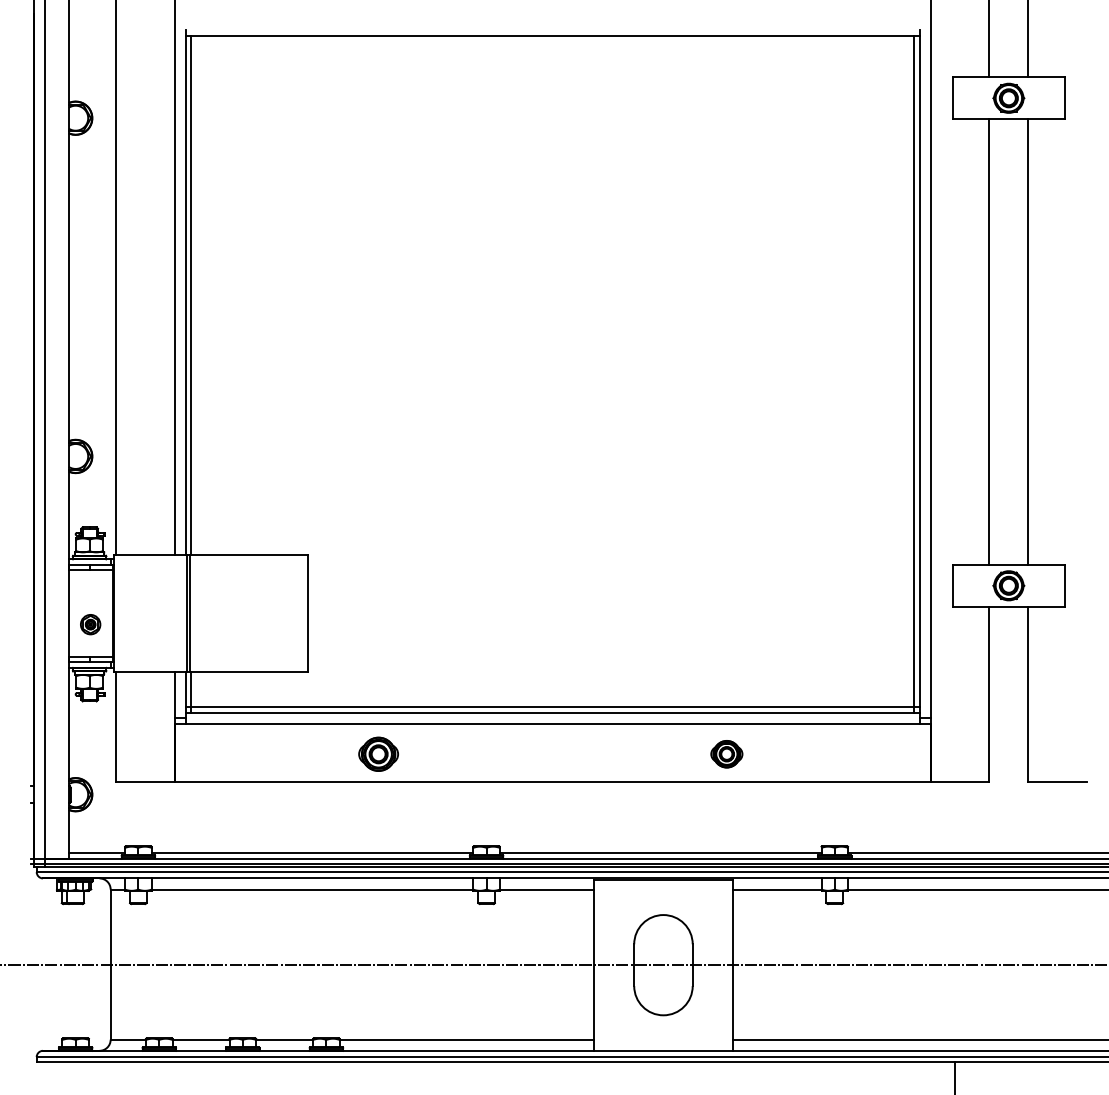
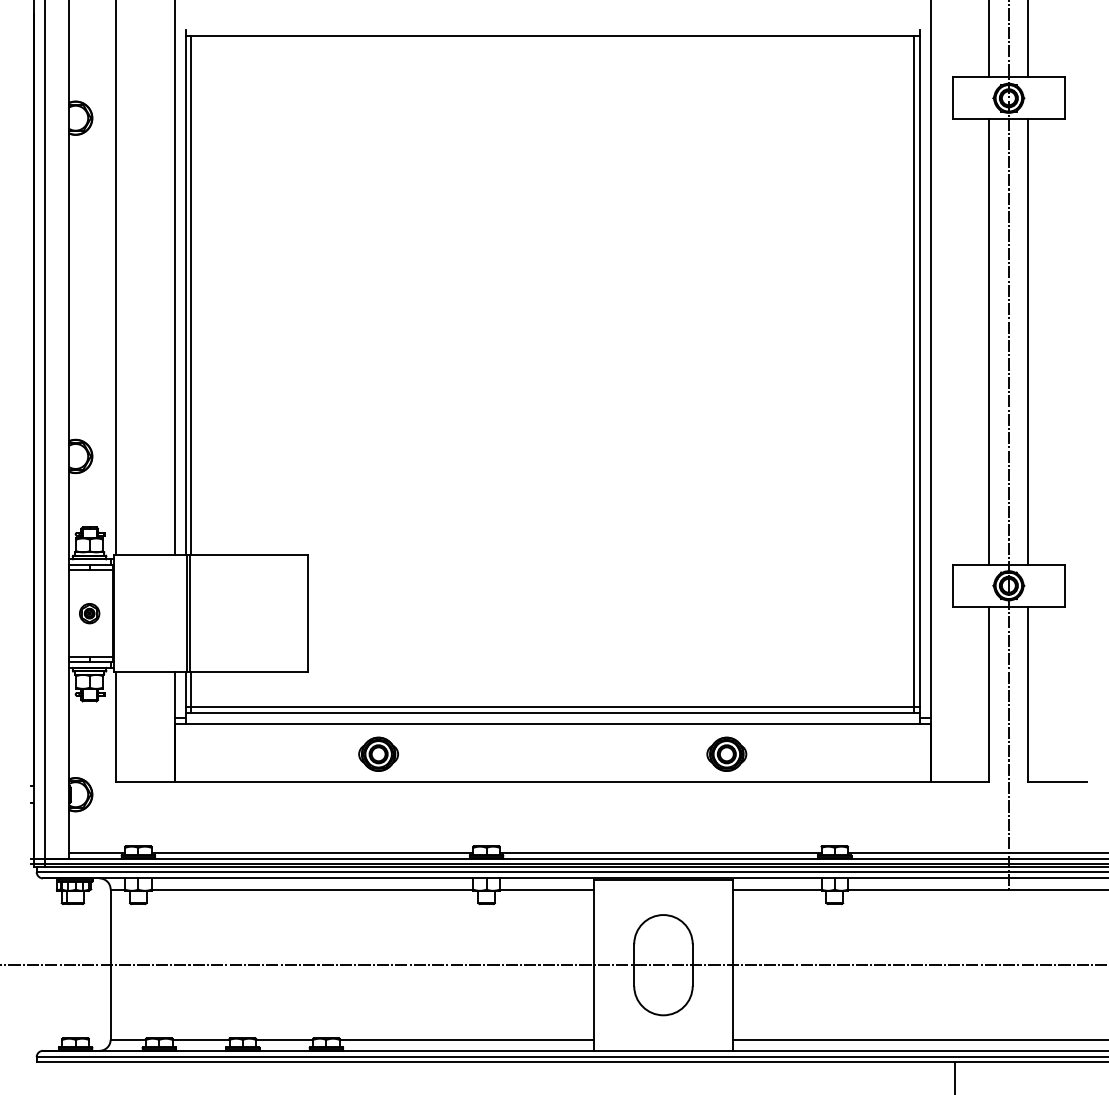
line: none -> present (1009, 445)
part position: (90, 624) -> (89, 613) (89, 613)
part size: 34x29 px -> 42x36 px (726, 753)
